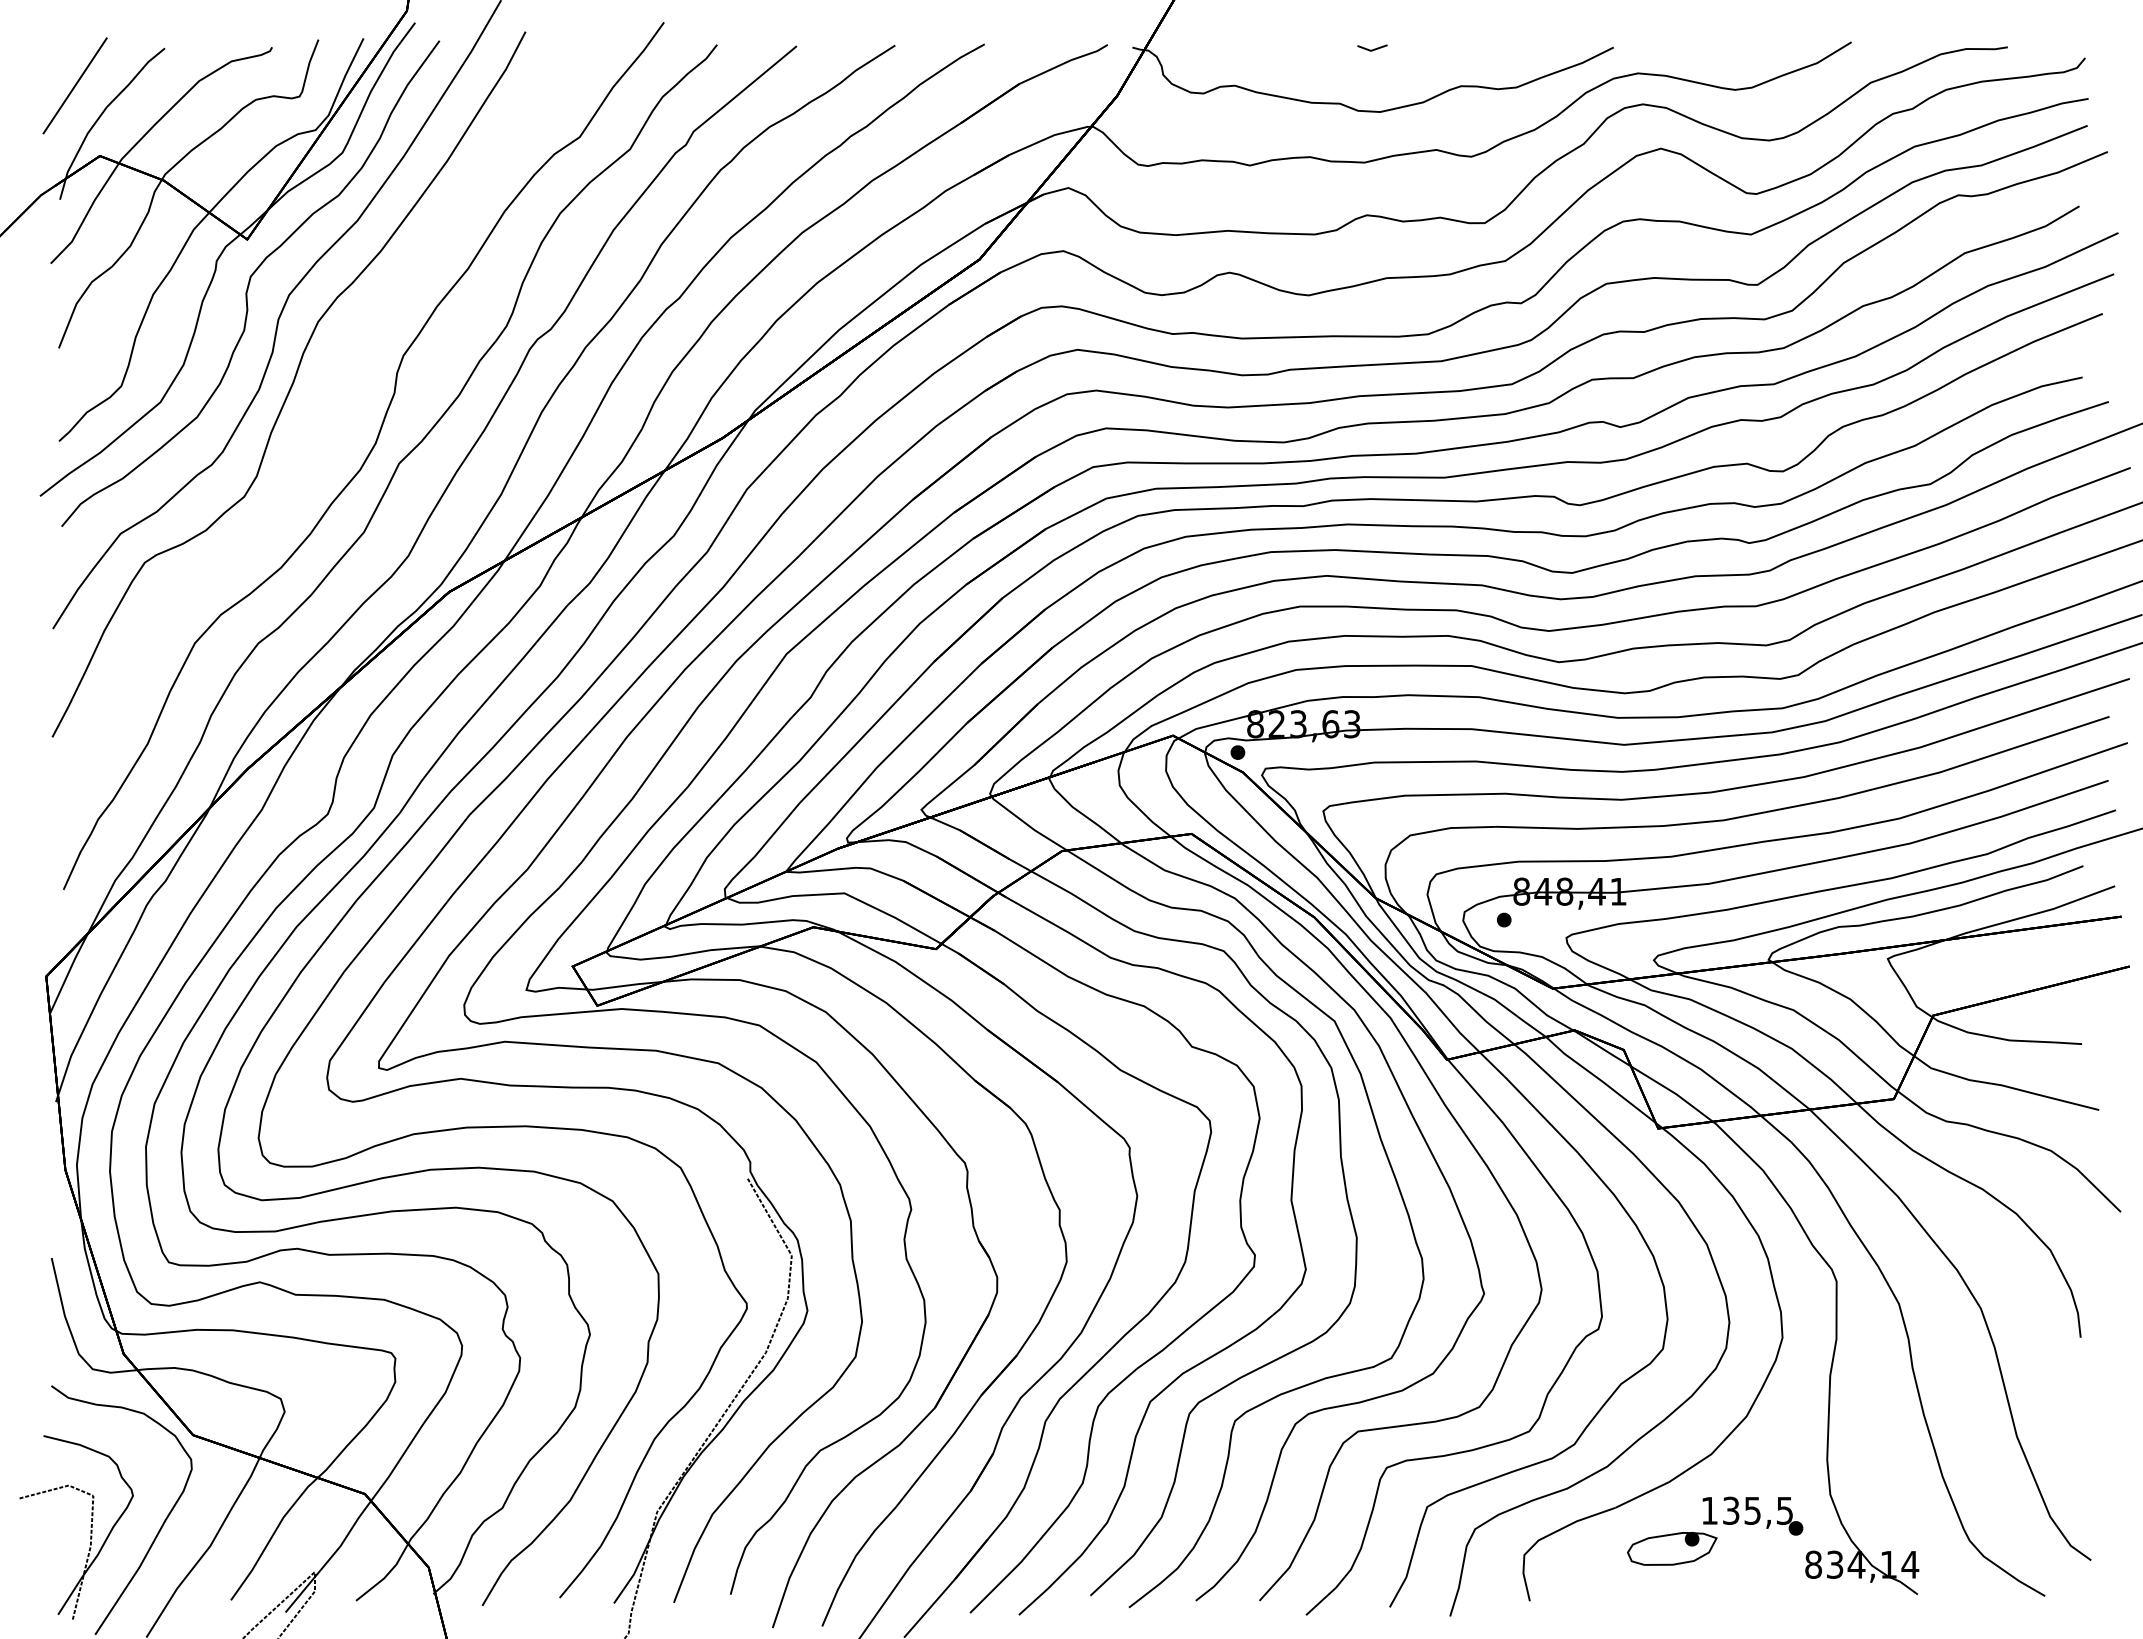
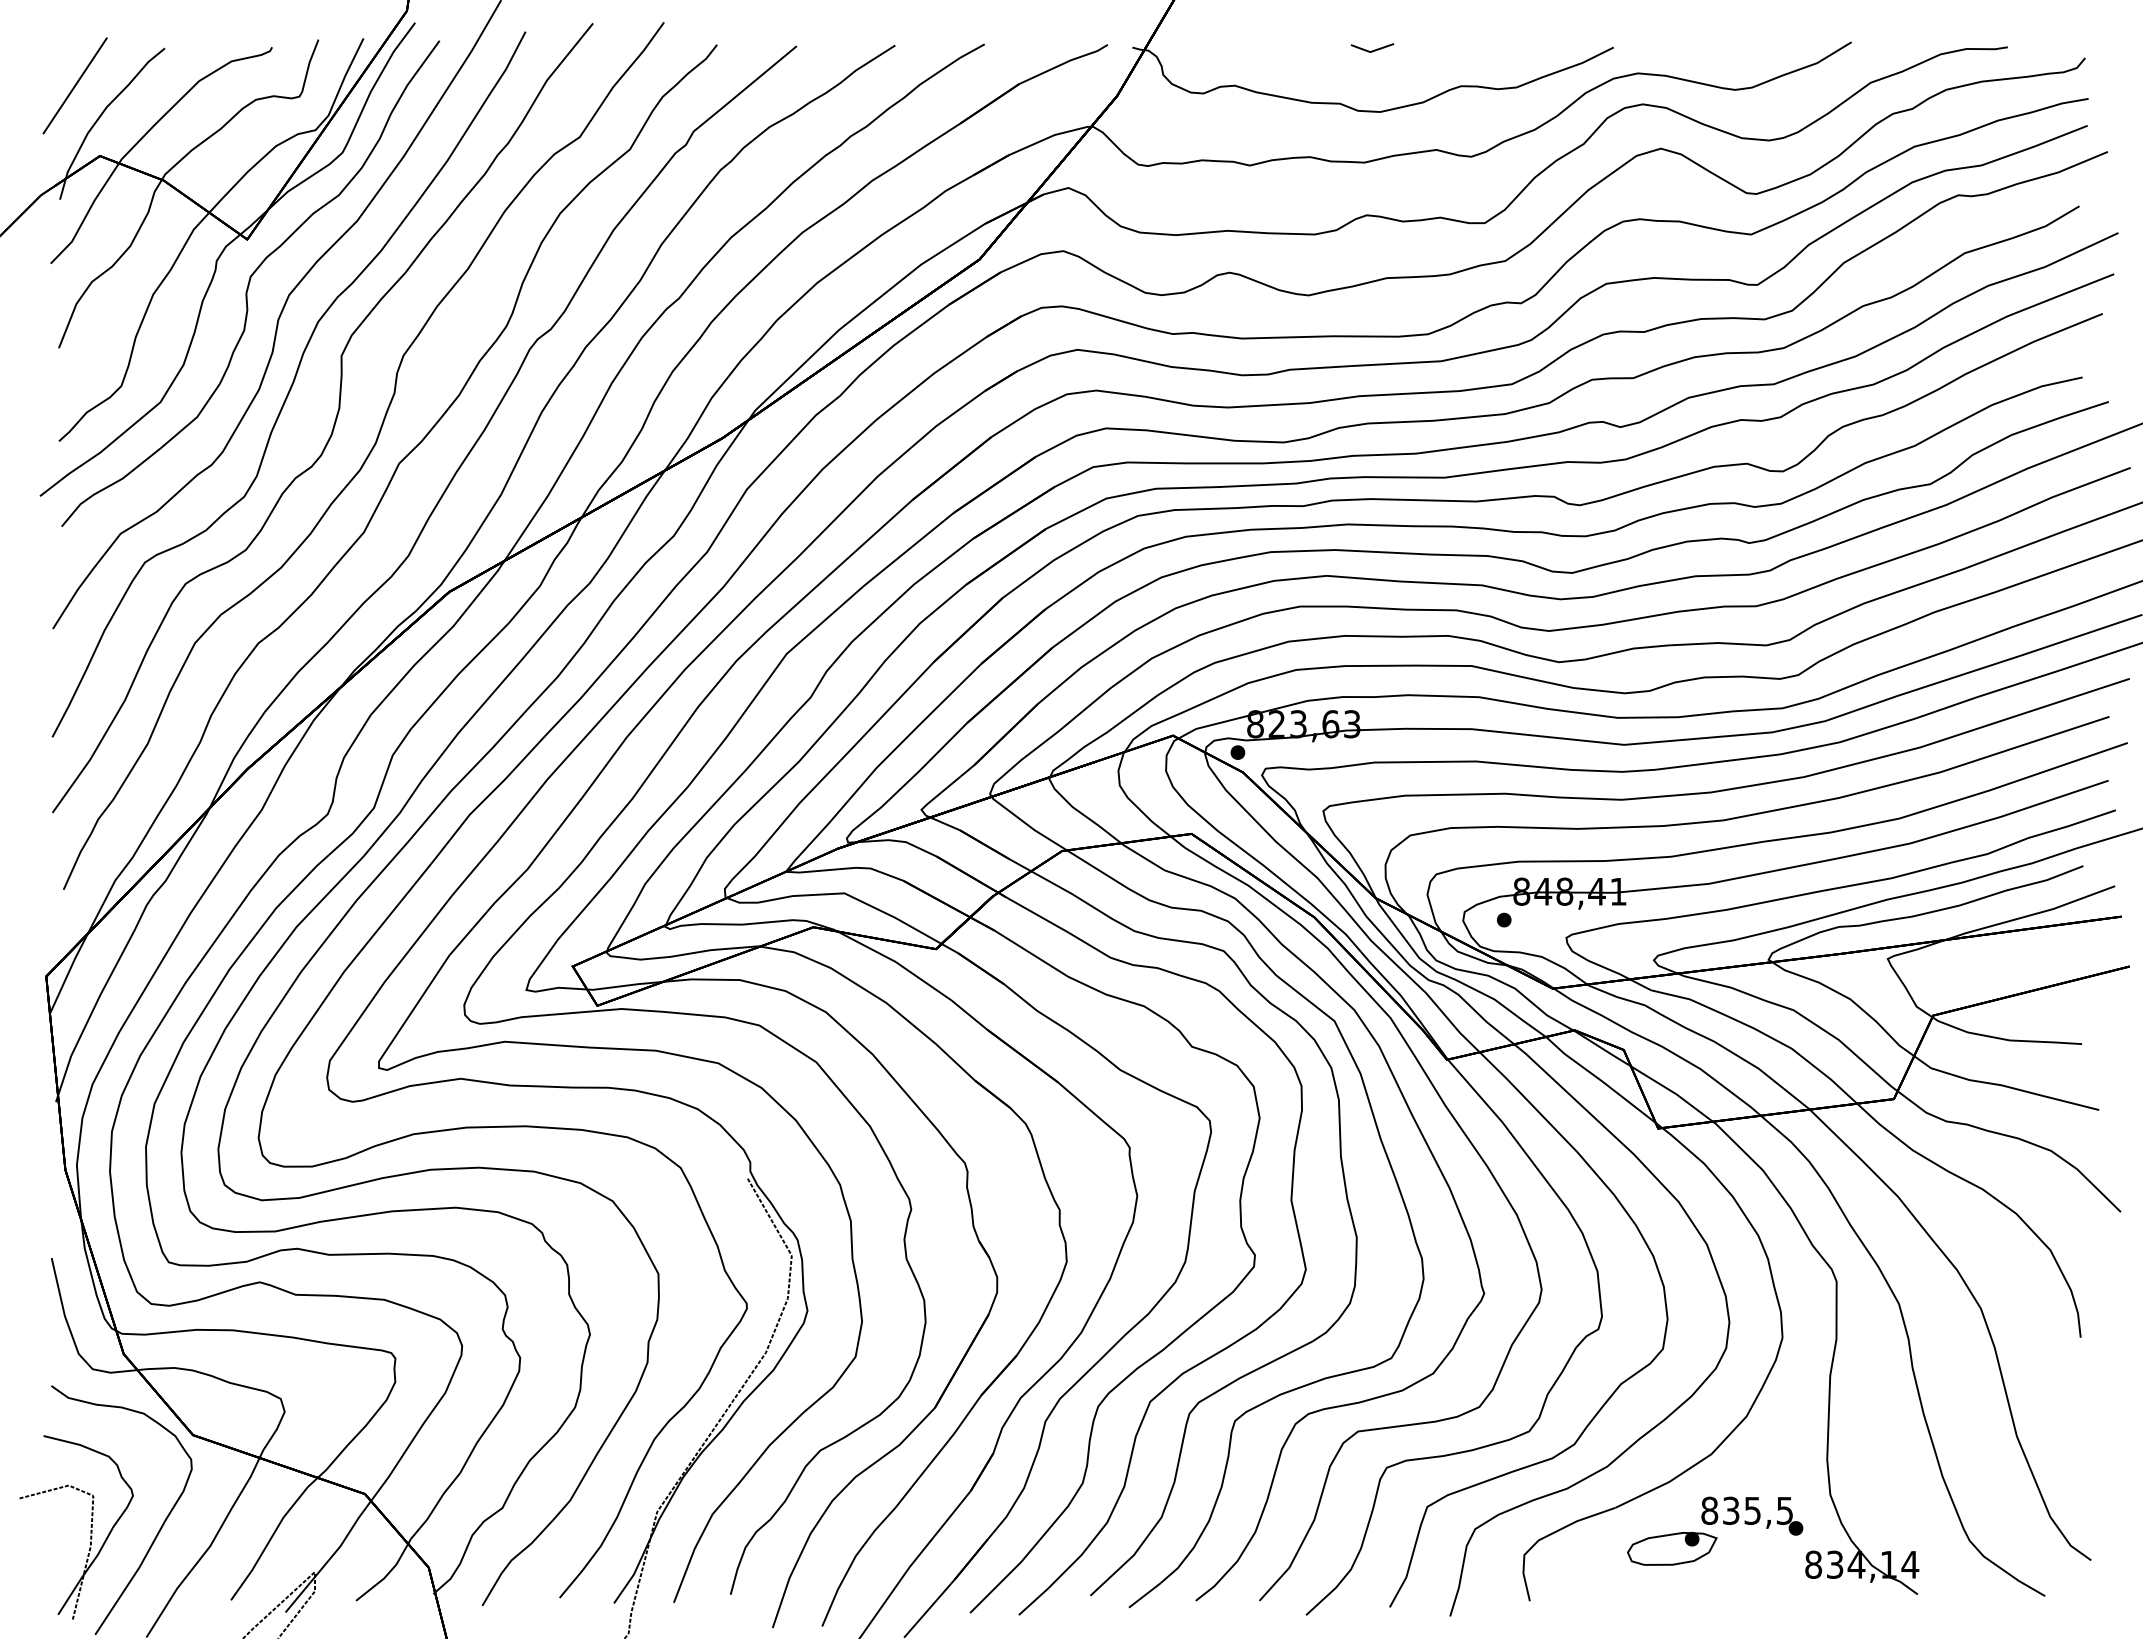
part size: 31x8 px -> 45x10 px (1372, 47)
part: none -> present (334, 420)
text: 135,5 -> 835,5 (1709, 1510)
